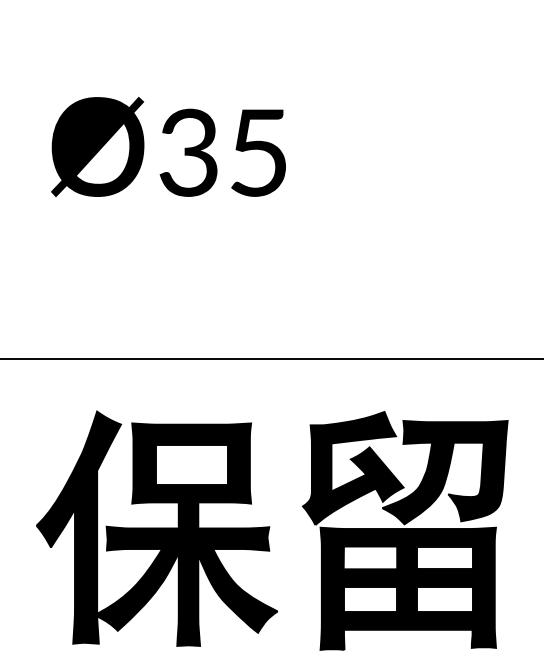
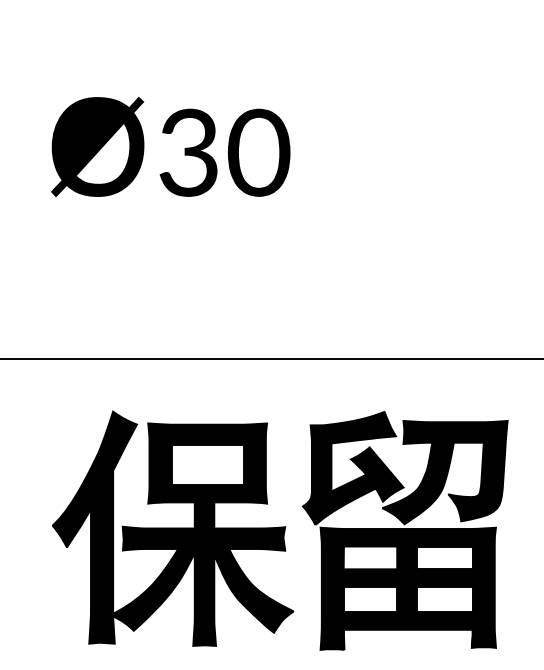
text: 35 -> 30 (258, 152)
part position: (157, 528) -> (173, 528) (173, 528)
